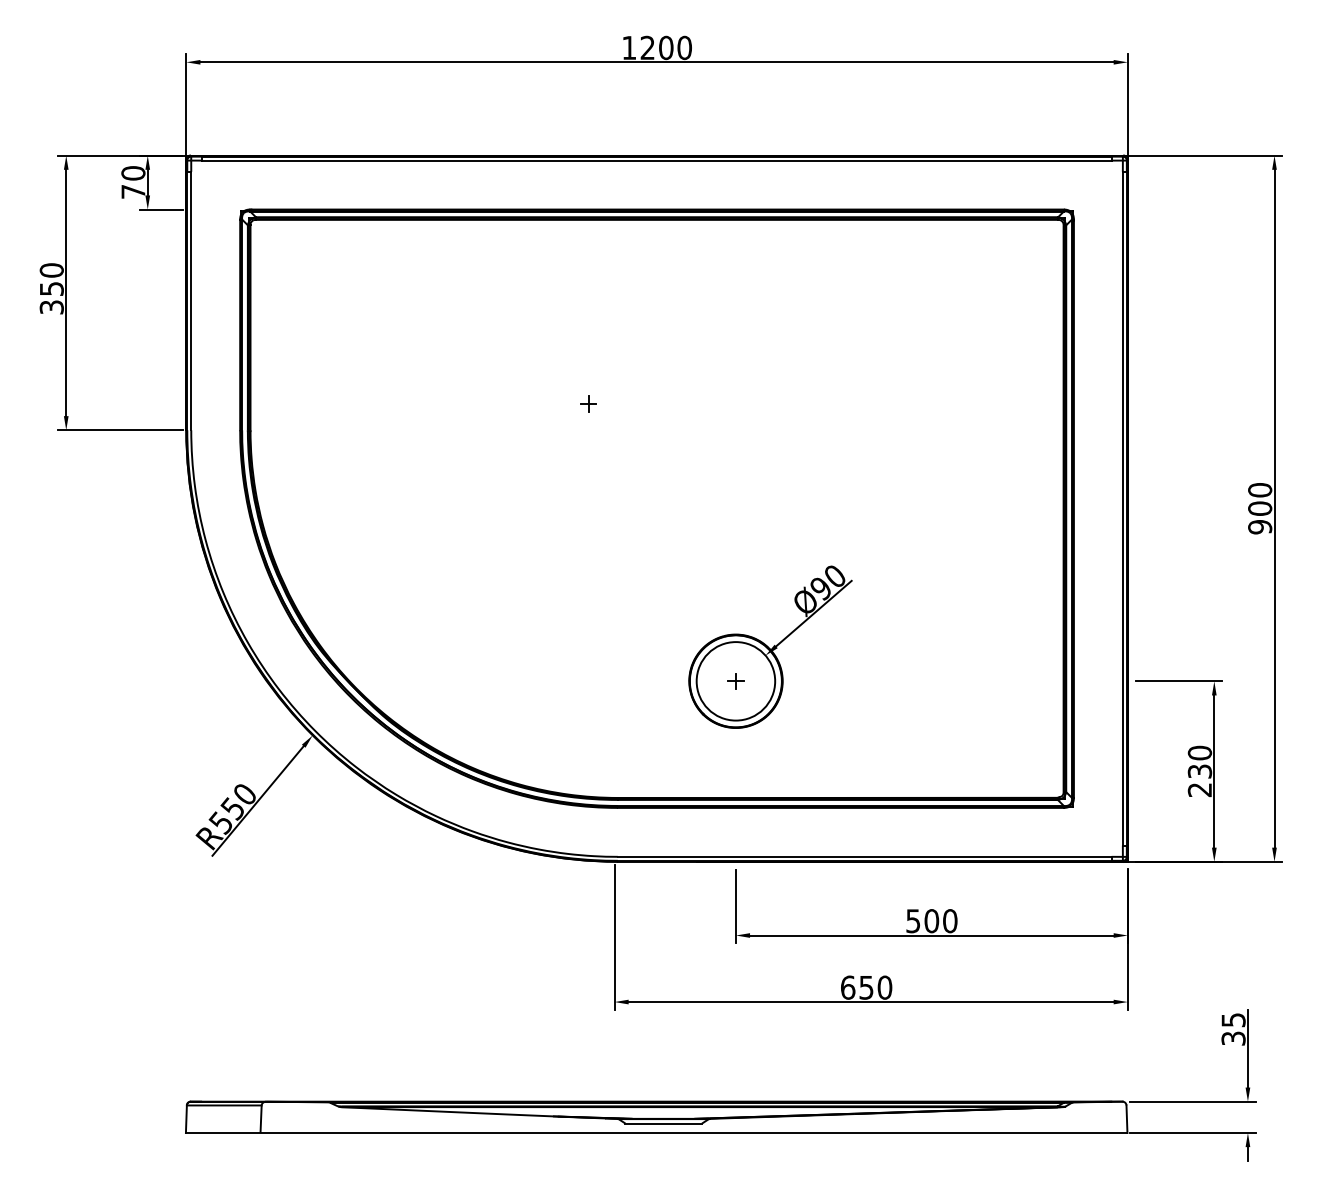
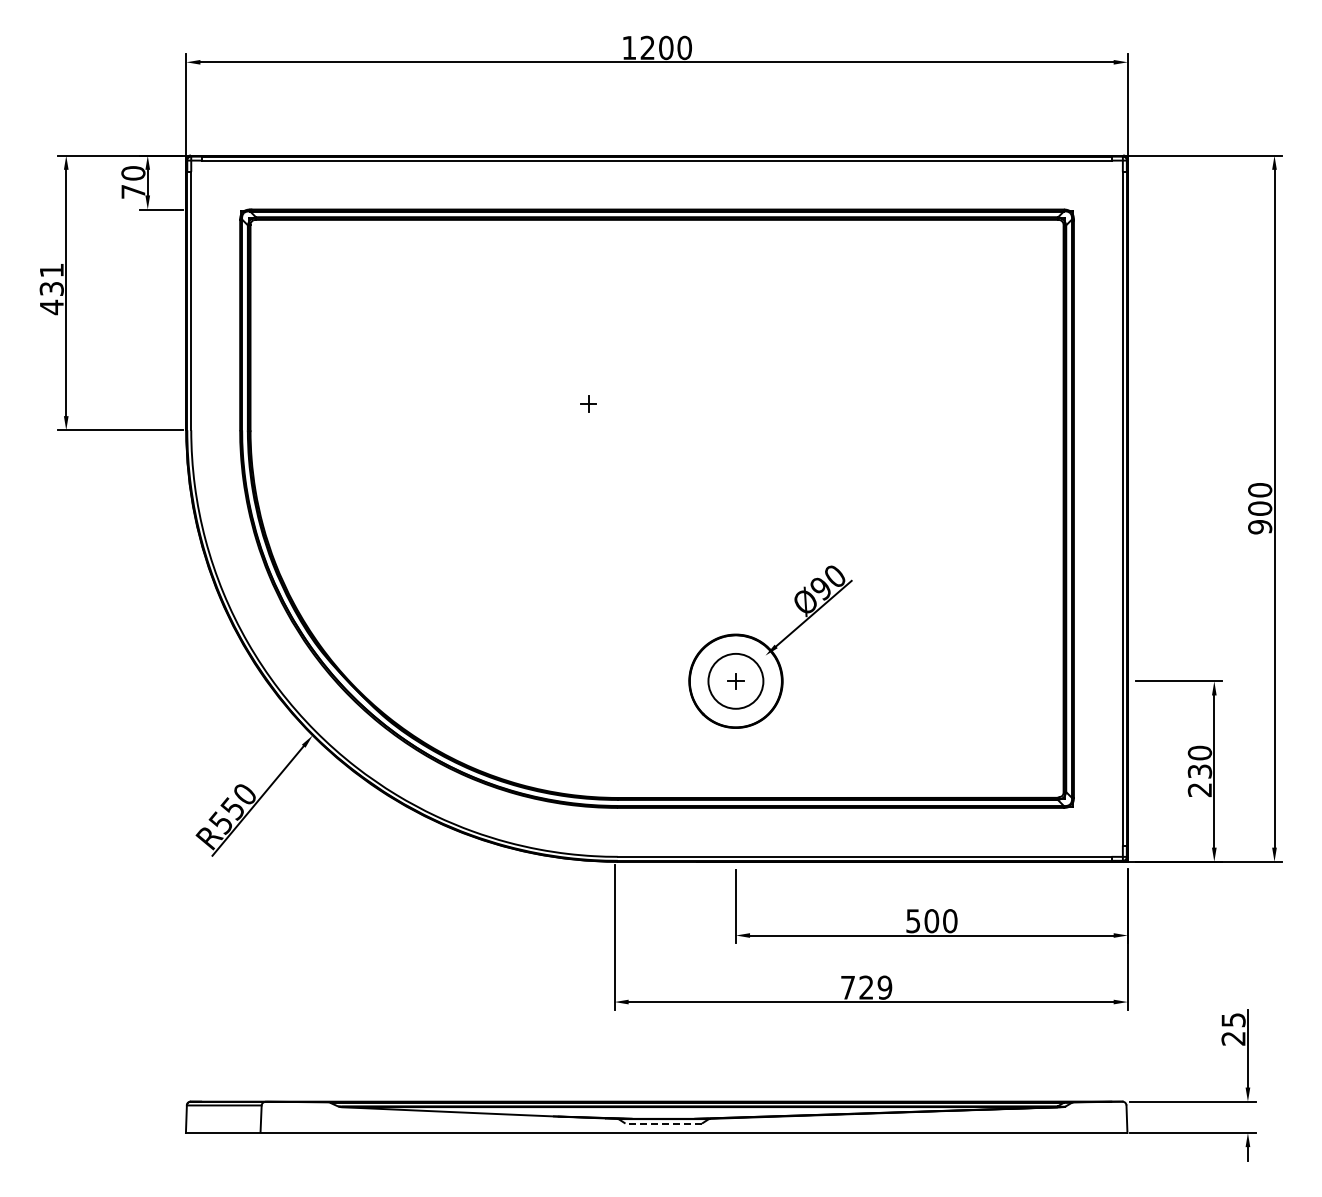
text: 350 -> 431 (51, 289)
circle diameter: 79 px -> 55 px (735, 680)
text: 650 -> 729 (866, 987)
text: 35 -> 25 (1233, 1038)
line: solid -> dashed (663, 1123)
